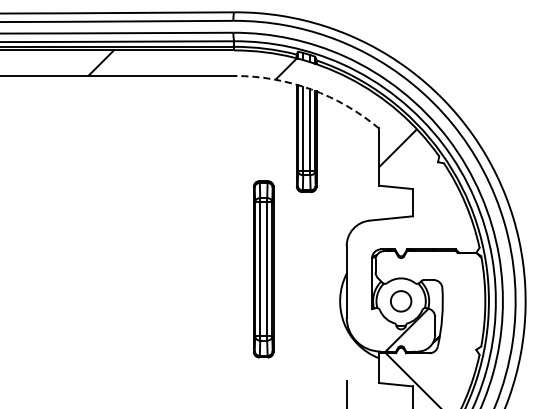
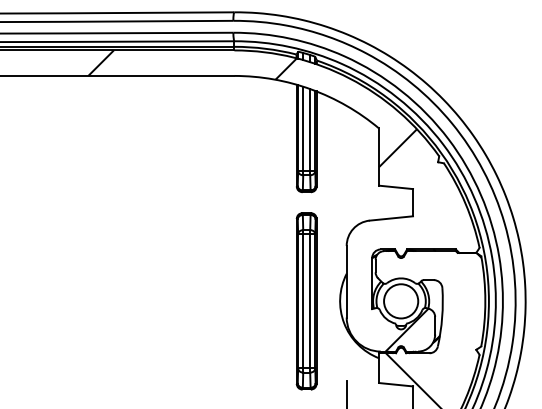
arc: dashed -> solid (311, 89)
part position: (263, 269) -> (306, 301) (306, 301)
circle diameter: 21 px -> 34 px (401, 301)
